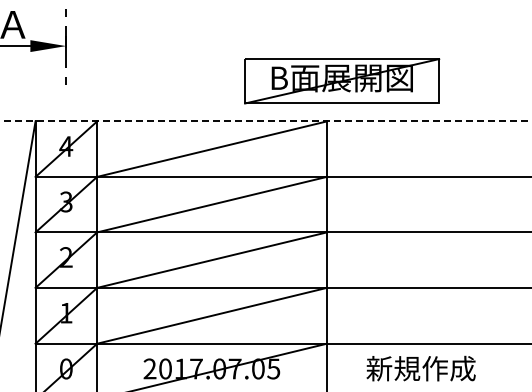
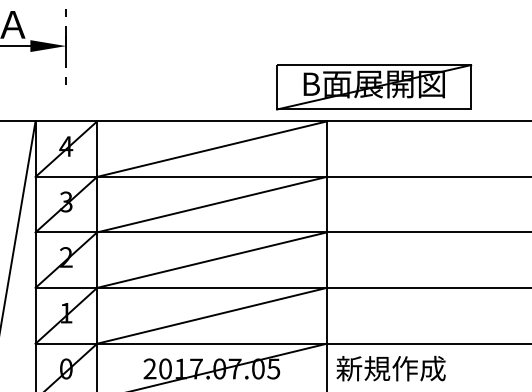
part position: (342, 81) -> (374, 87) (374, 87)
line: dashed -> solid (266, 121)
text position: (420, 368) -> (390, 368) (390, 368)
